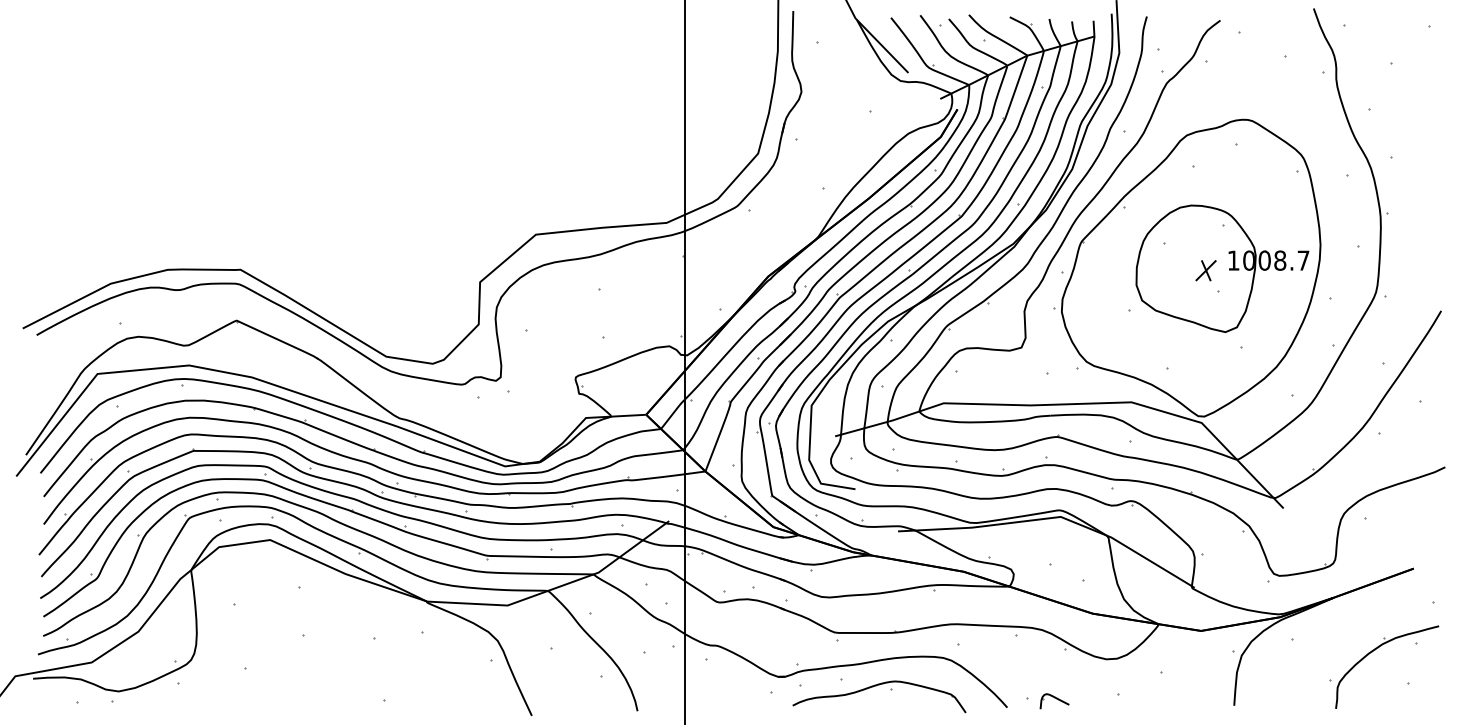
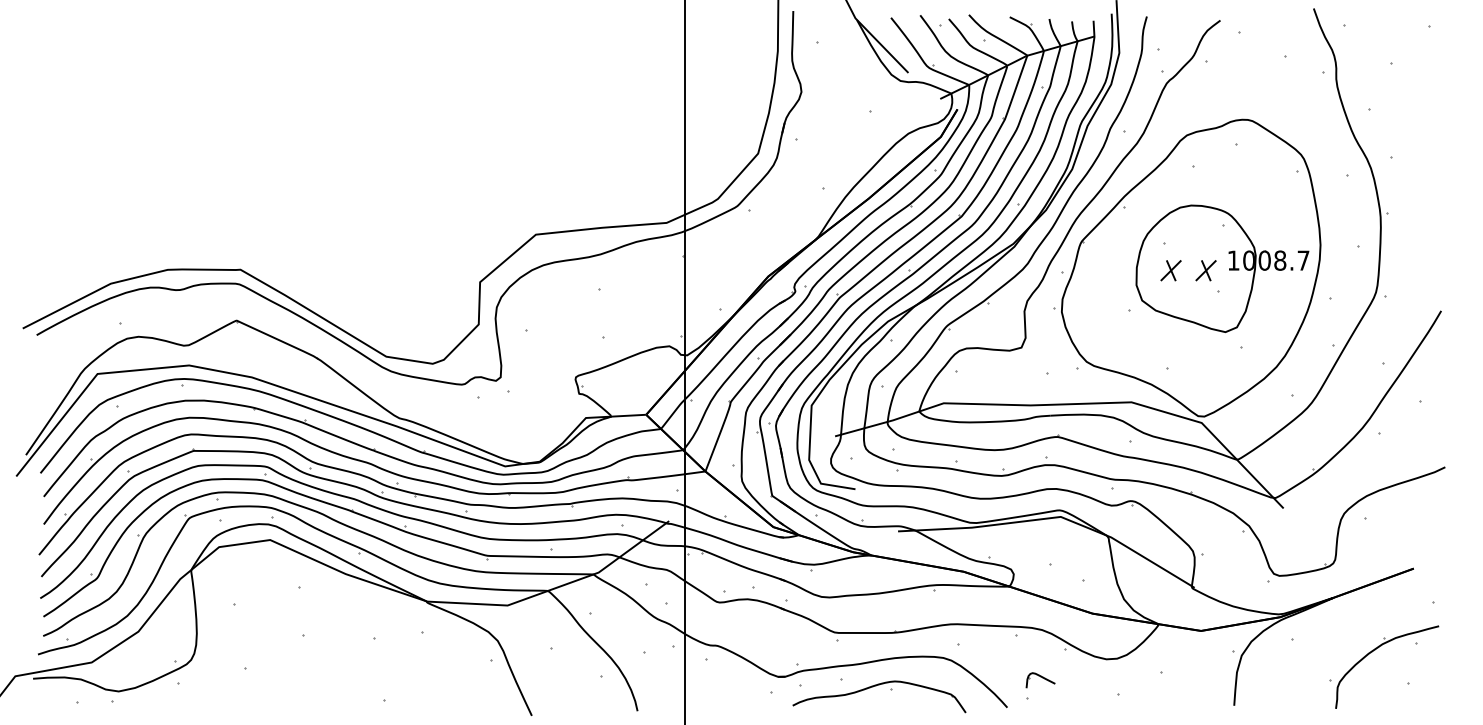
part: none -> present (1170, 270)
part position: (1054, 701) -> (1040, 680) (1040, 680)
